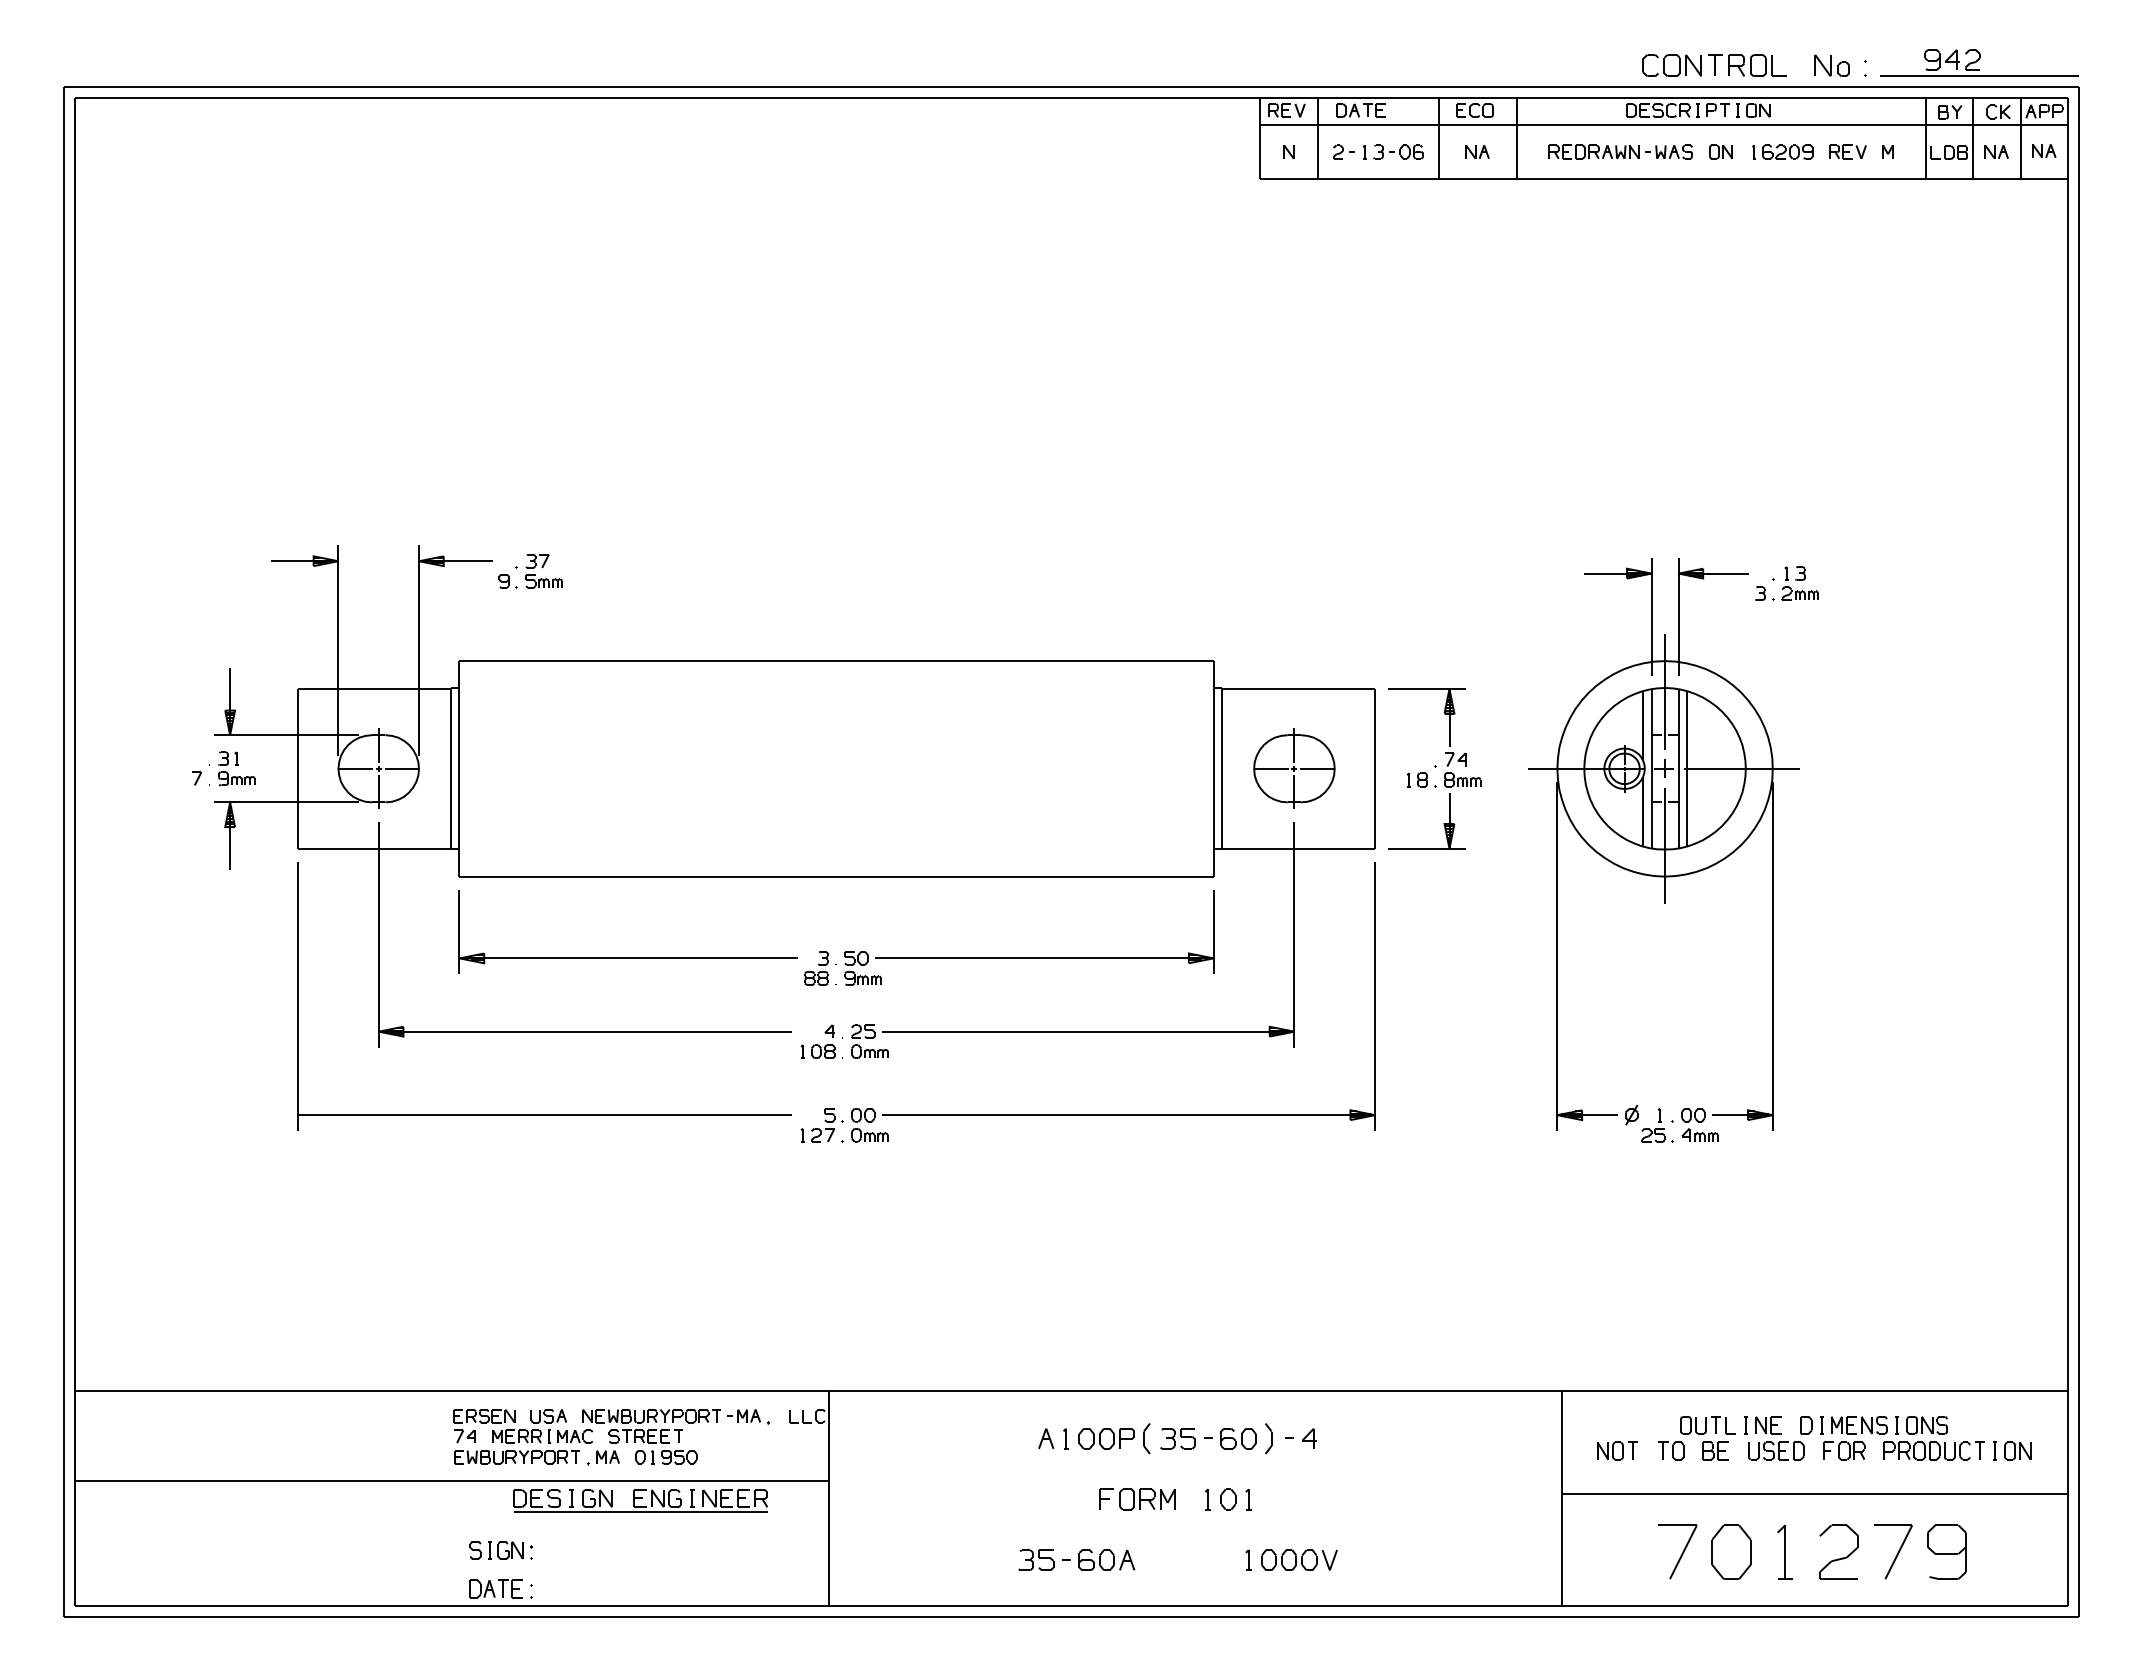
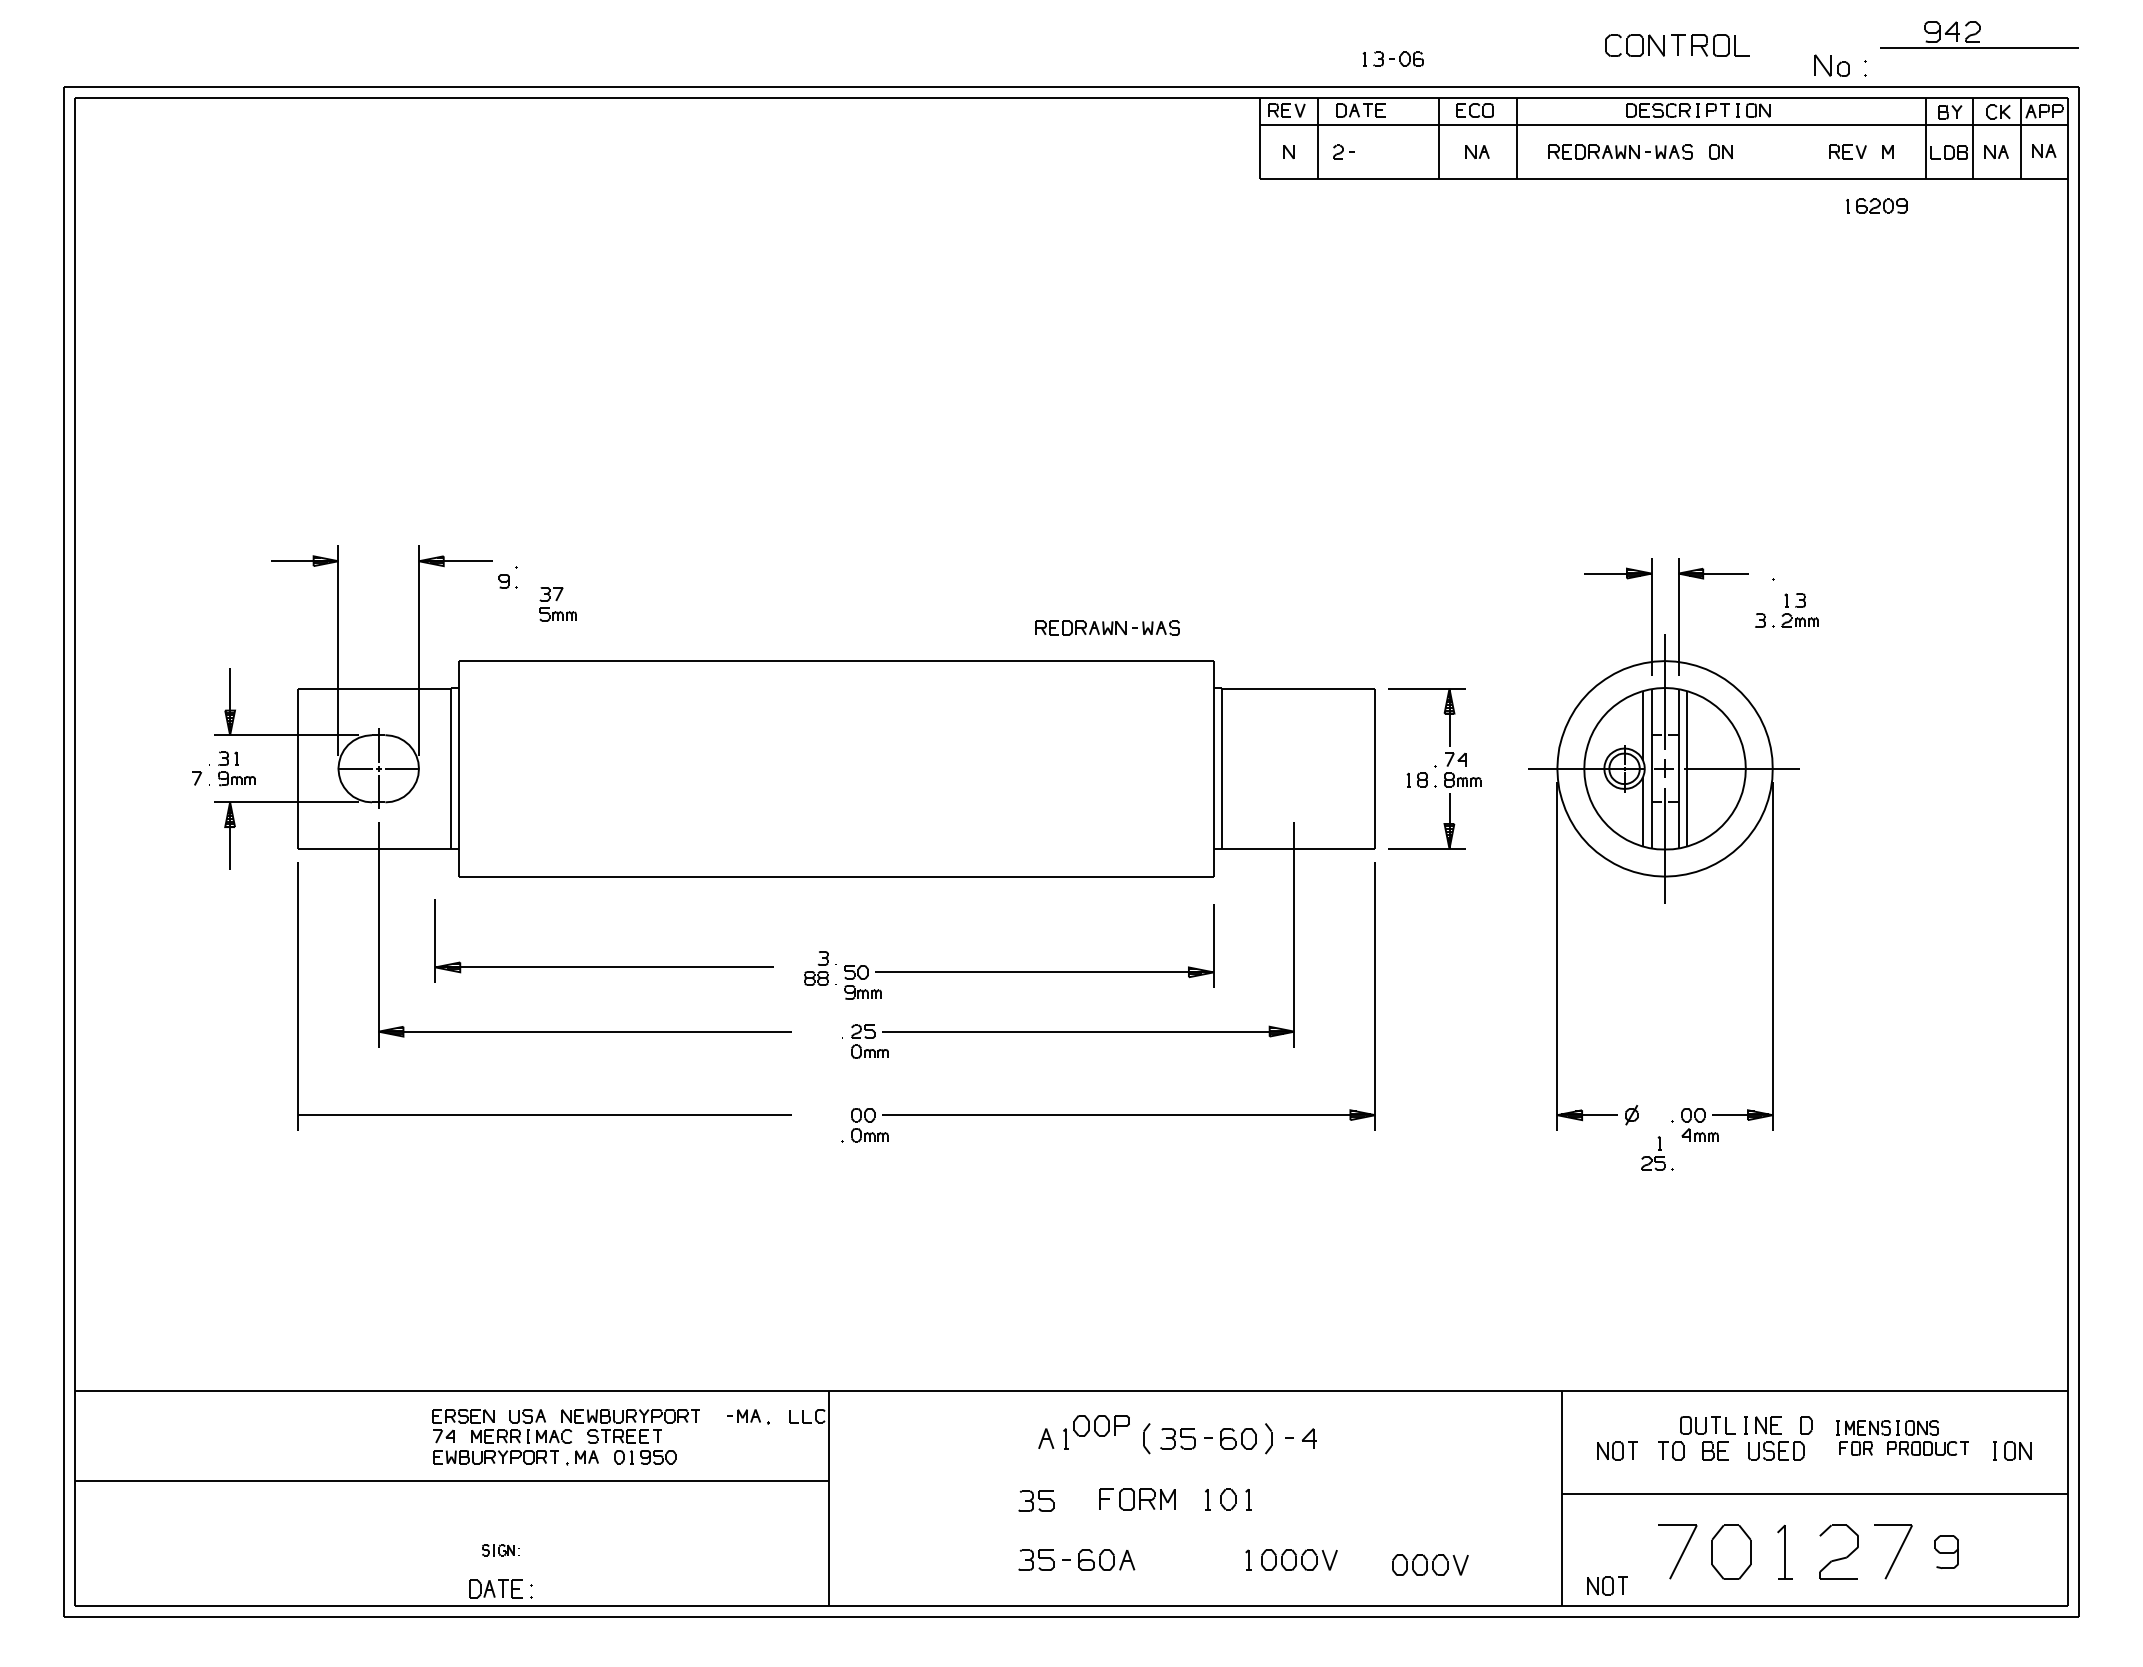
part position: (1979, 62) -> (1979, 34) (1979, 34)
part position: (1714, 65) -> (1677, 45) (1677, 45)
part position: (1392, 151) -> (1392, 58) (1392, 58)
part position: (1782, 151) -> (1876, 205) (1876, 205)
part position: (543, 571) -> (557, 604) (557, 604)
part position: (1786, 583) -> (1786, 610) (1786, 610)
part: none -> present (1107, 627)
part: present -> none (1294, 768)
part position: (627, 957) -> (603, 966) (603, 966)
part position: (1029, 957) -> (1029, 971) (1029, 971)
part: present -> none (821, 1041)
part: present -> none (821, 1125)
part position: (1657, 1125) -> (1657, 1153) (1657, 1153)
part position: (586, 1437) -> (565, 1437) (565, 1437)
part position: (1106, 1438) -> (1101, 1425) (1101, 1425)
part size: 165x45 px -> 133x36 px (1902, 1437)
part: present -> none (640, 1500)
part: none -> present (1036, 1500)
part size: 64x19 px -> 38x13 px (500, 1550)
part size: 40x56 px -> 25x34 px (1946, 1551)
part: none -> present (1430, 1564)
part: none -> present (1607, 1585)
